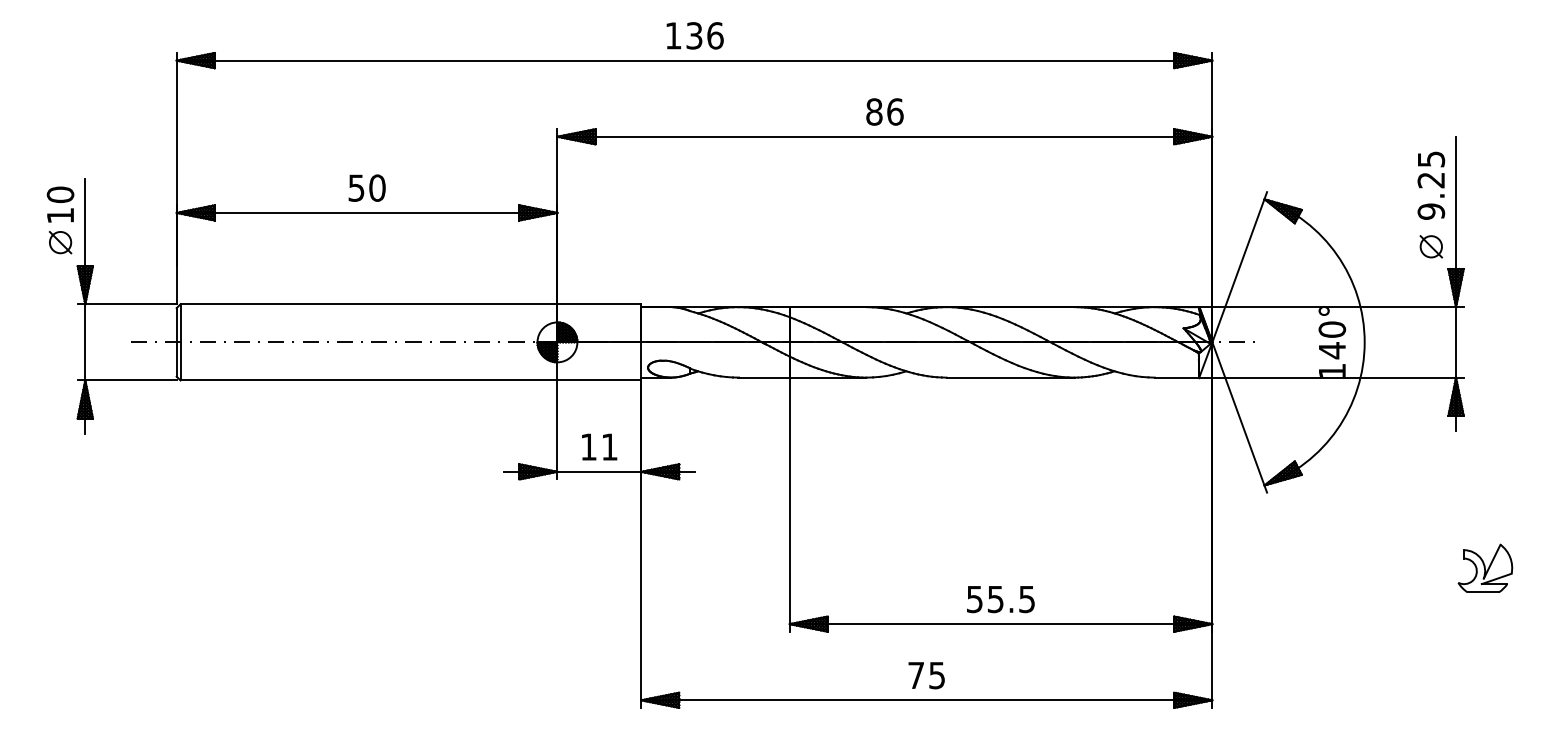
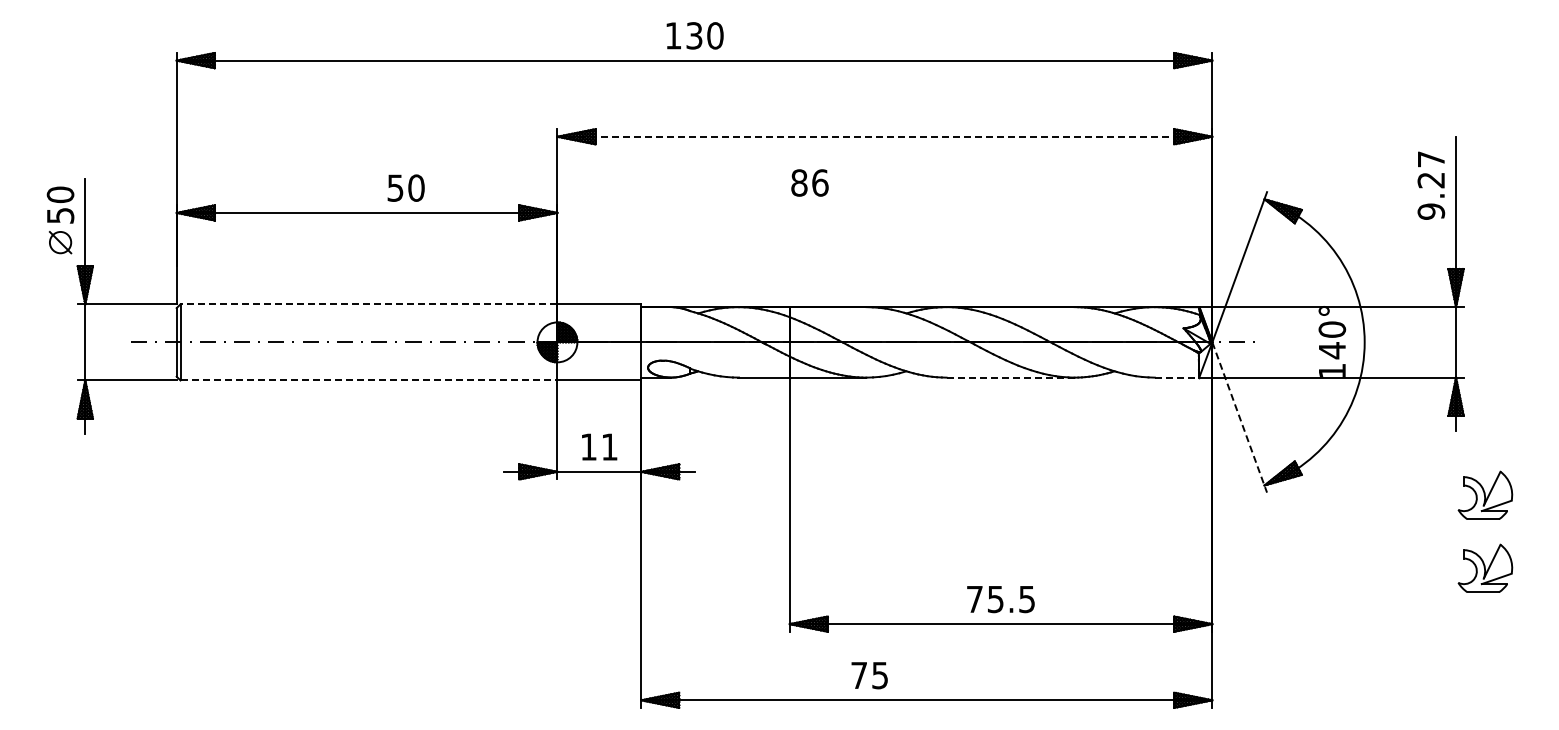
text: 136 -> 130 (715, 35)
text position: (884, 111) -> (809, 182) (809, 182)
line: solid -> dashed (885, 136)
text: 9.25 -> 9.27 (1431, 159)
text position: (366, 187) -> (405, 187) (405, 187)
text: 10 -> 50 (60, 215)
part: present -> none (1431, 246)
line: solid -> dashed (368, 304)
line: solid -> dashed (1010, 377)
line: solid -> dashed (1177, 377)
line: solid -> dashed (369, 380)
line: solid -> dashed (1239, 417)
part: none -> present (1485, 494)
text: 55.5 -> 75.5 (974, 599)
text position: (926, 675) -> (869, 675) (869, 675)
